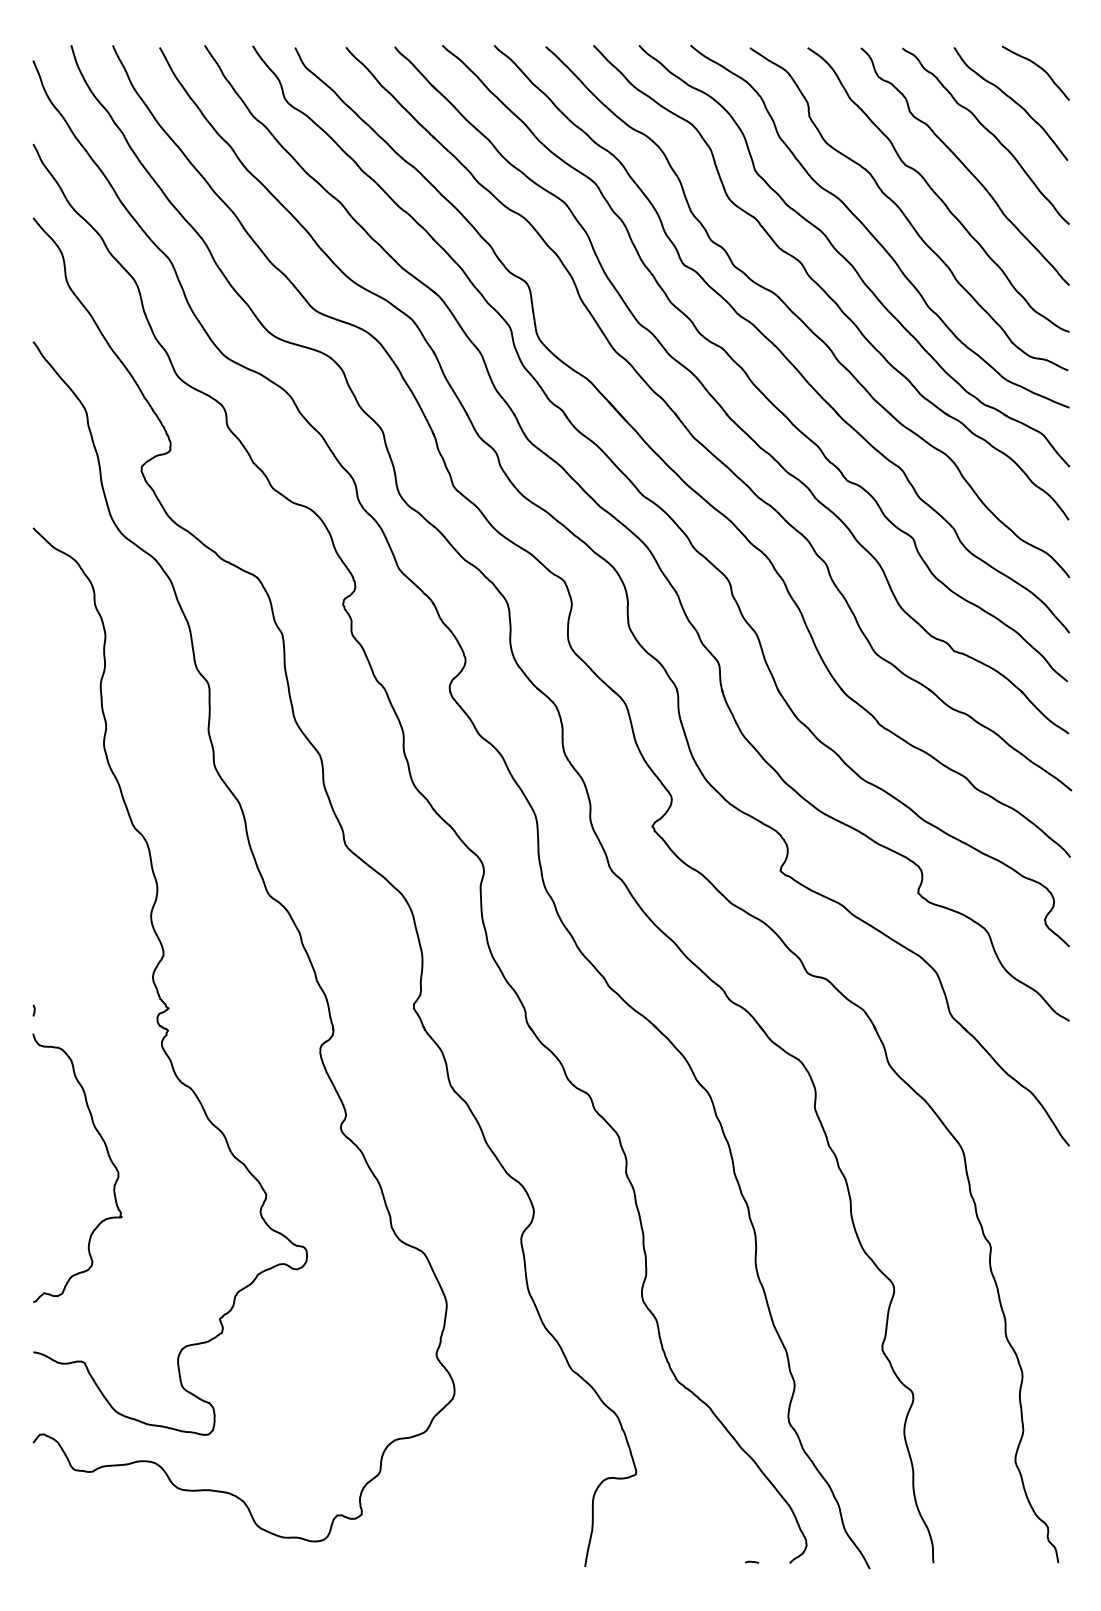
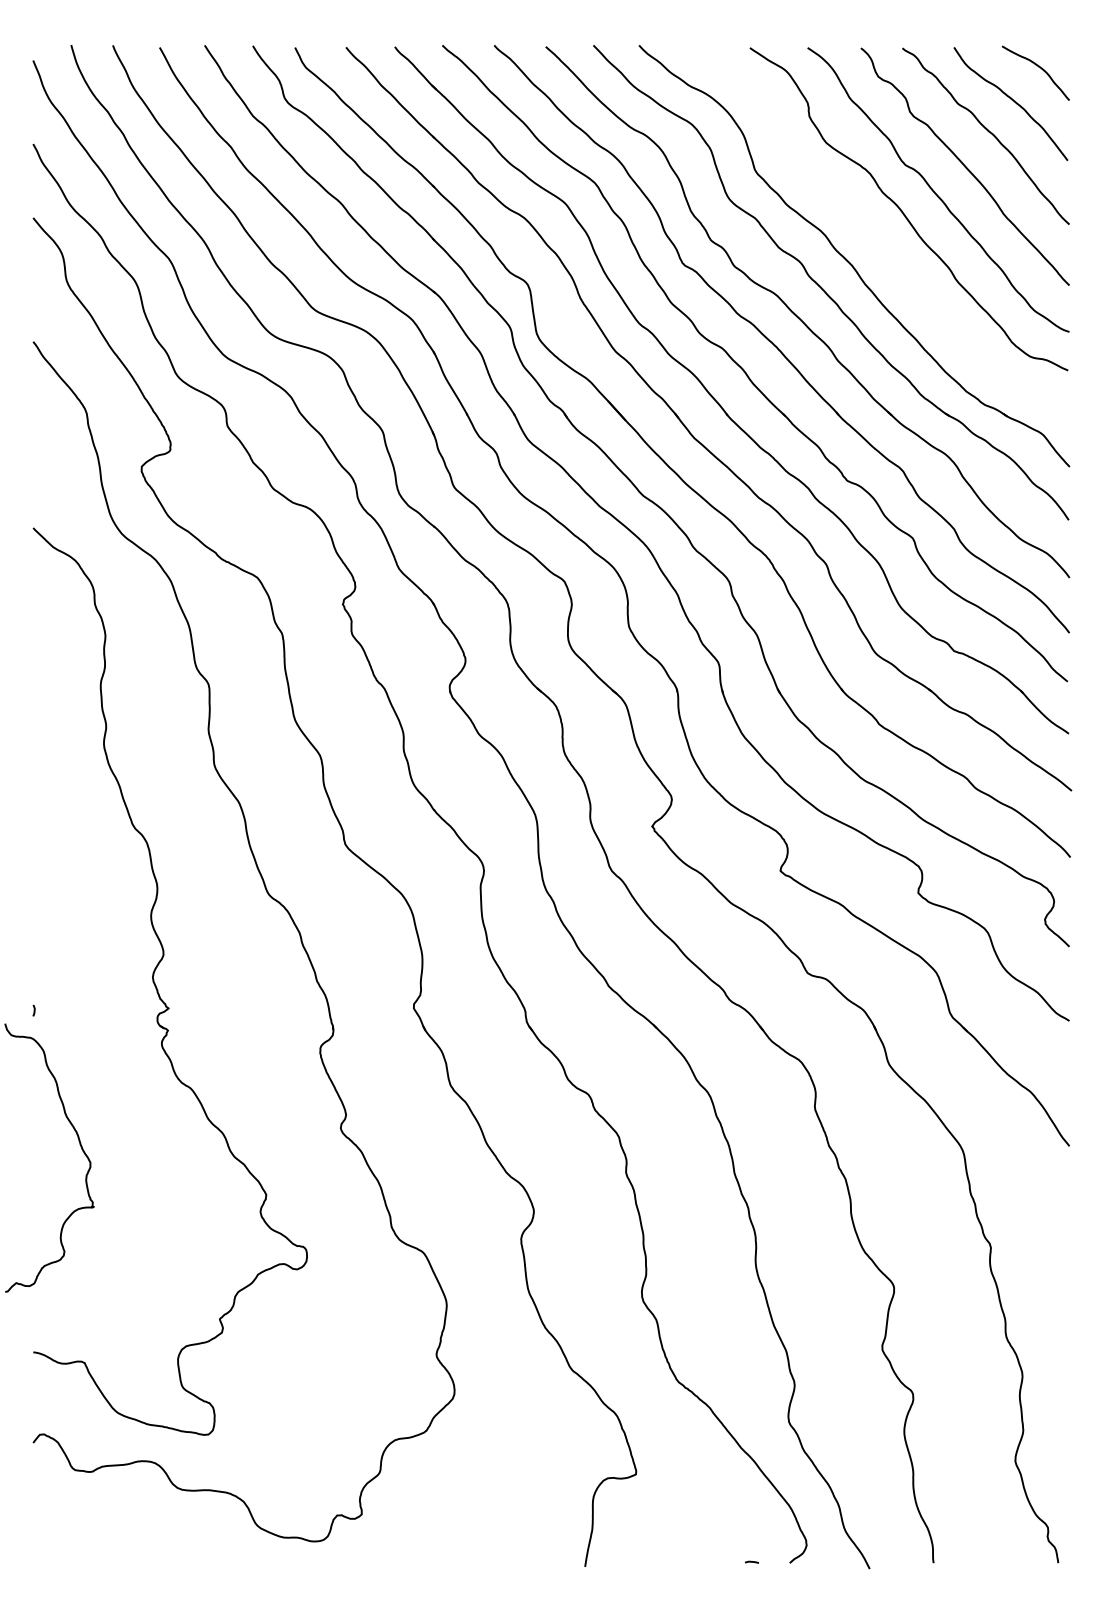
curve: present -> none (872, 233)
curve position: (108, 1157) -> (80, 1147) (80, 1147)
